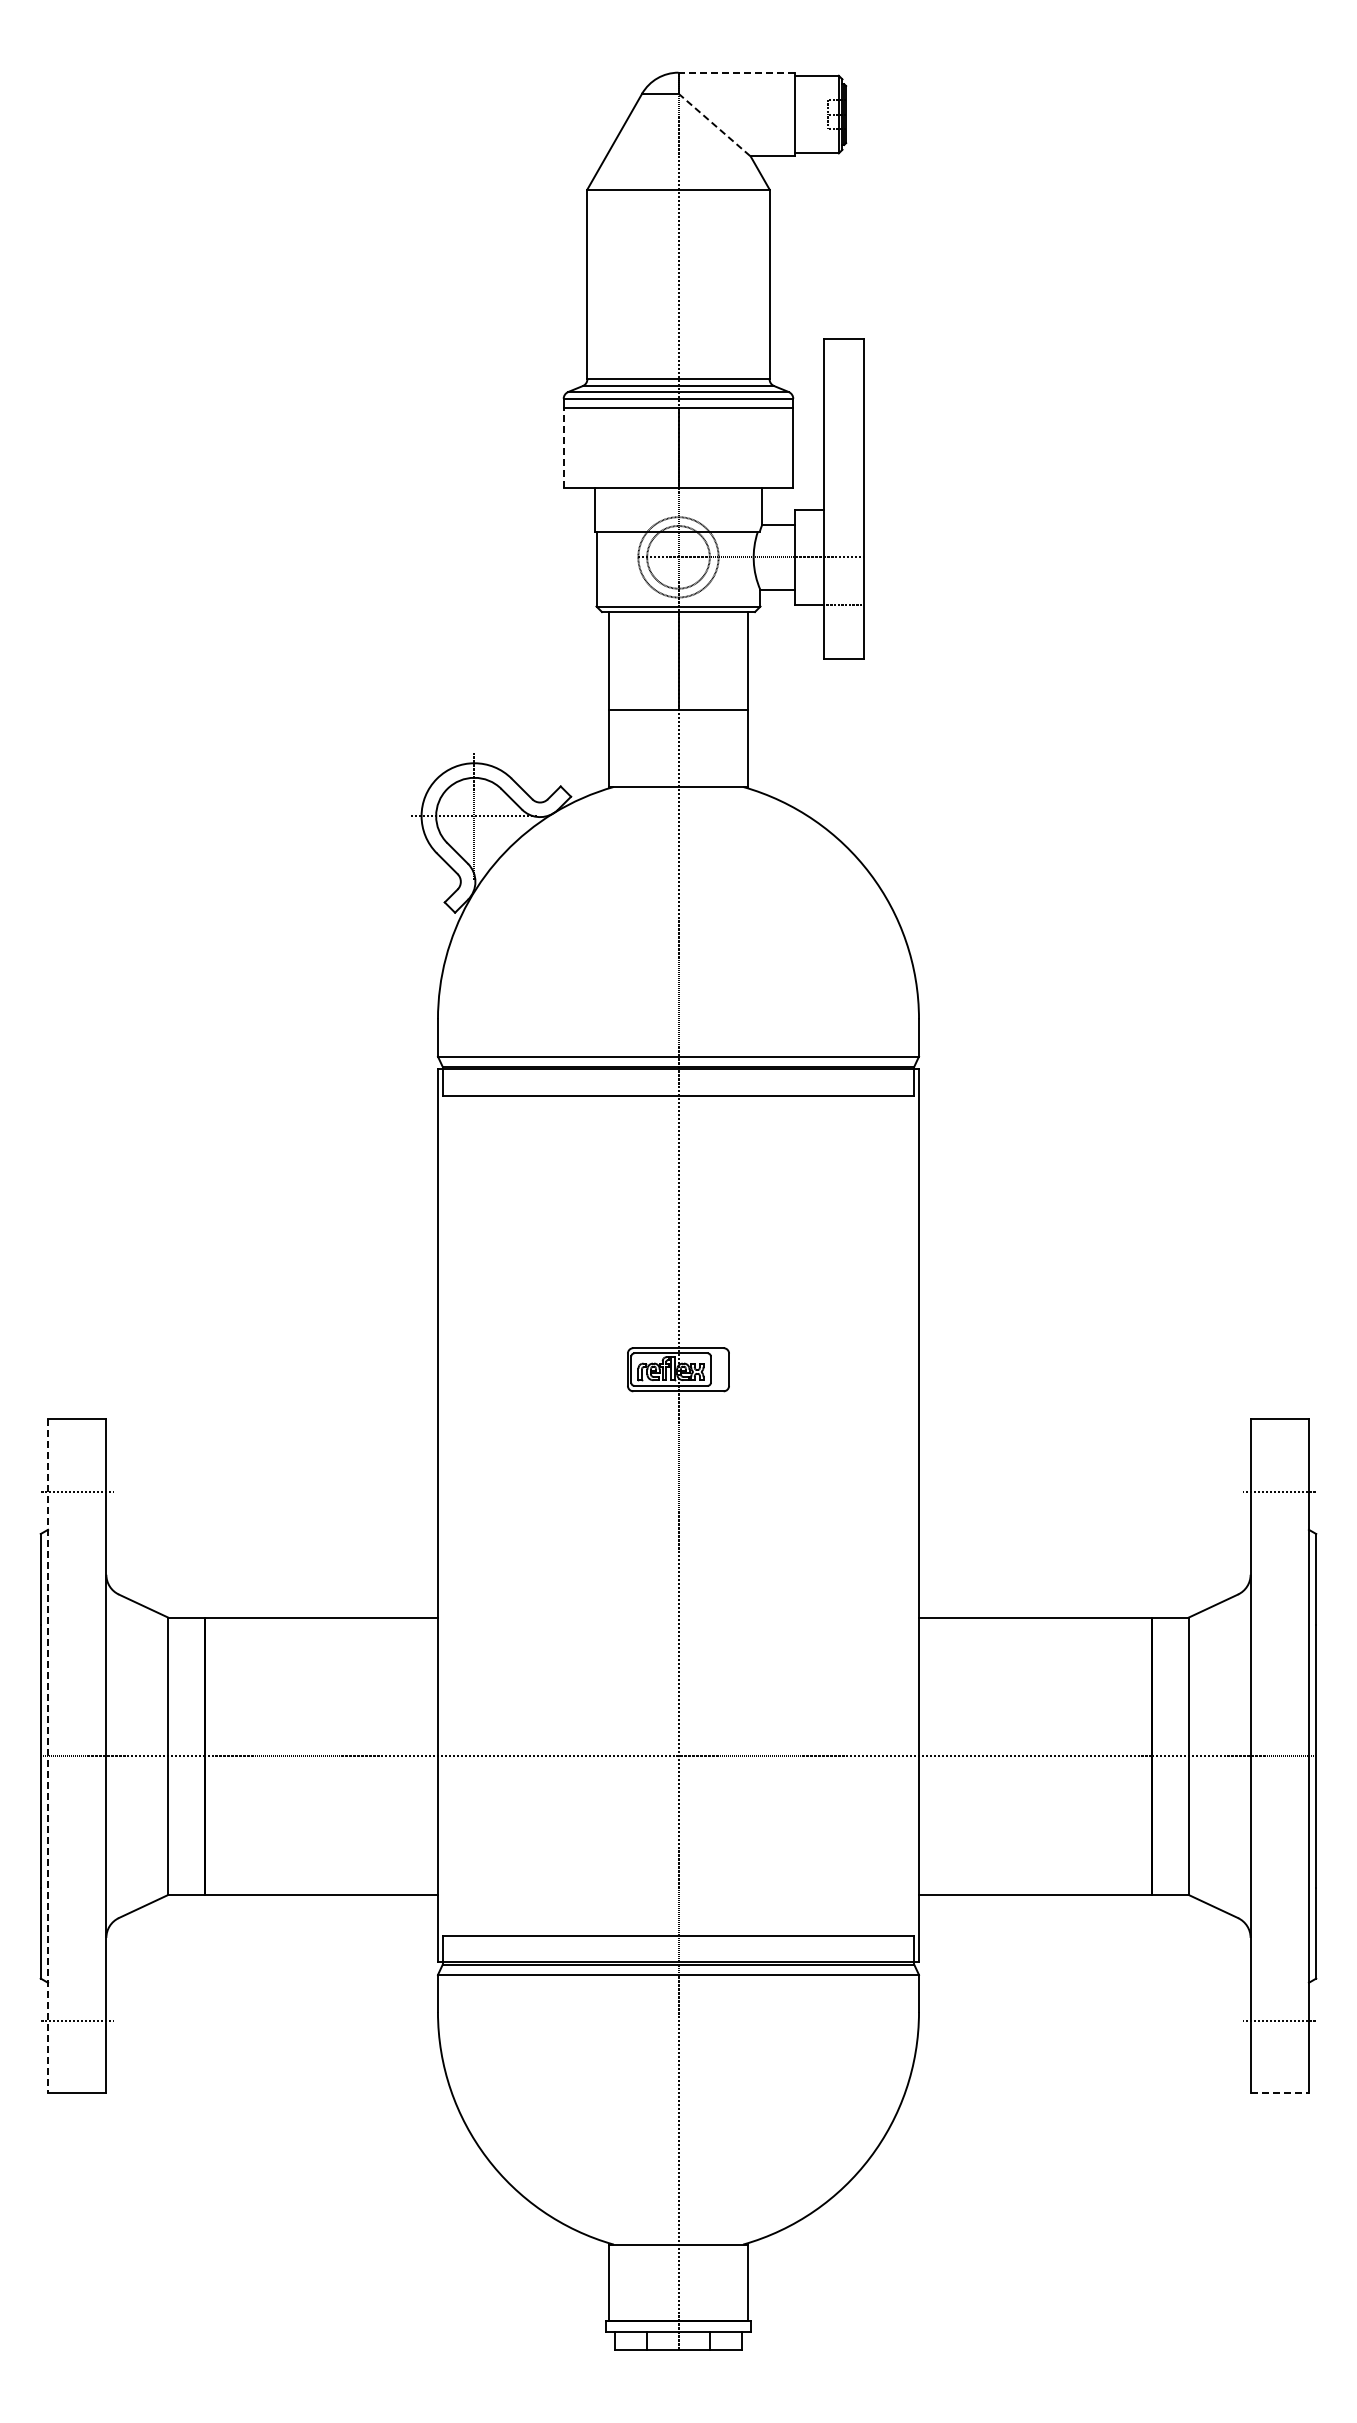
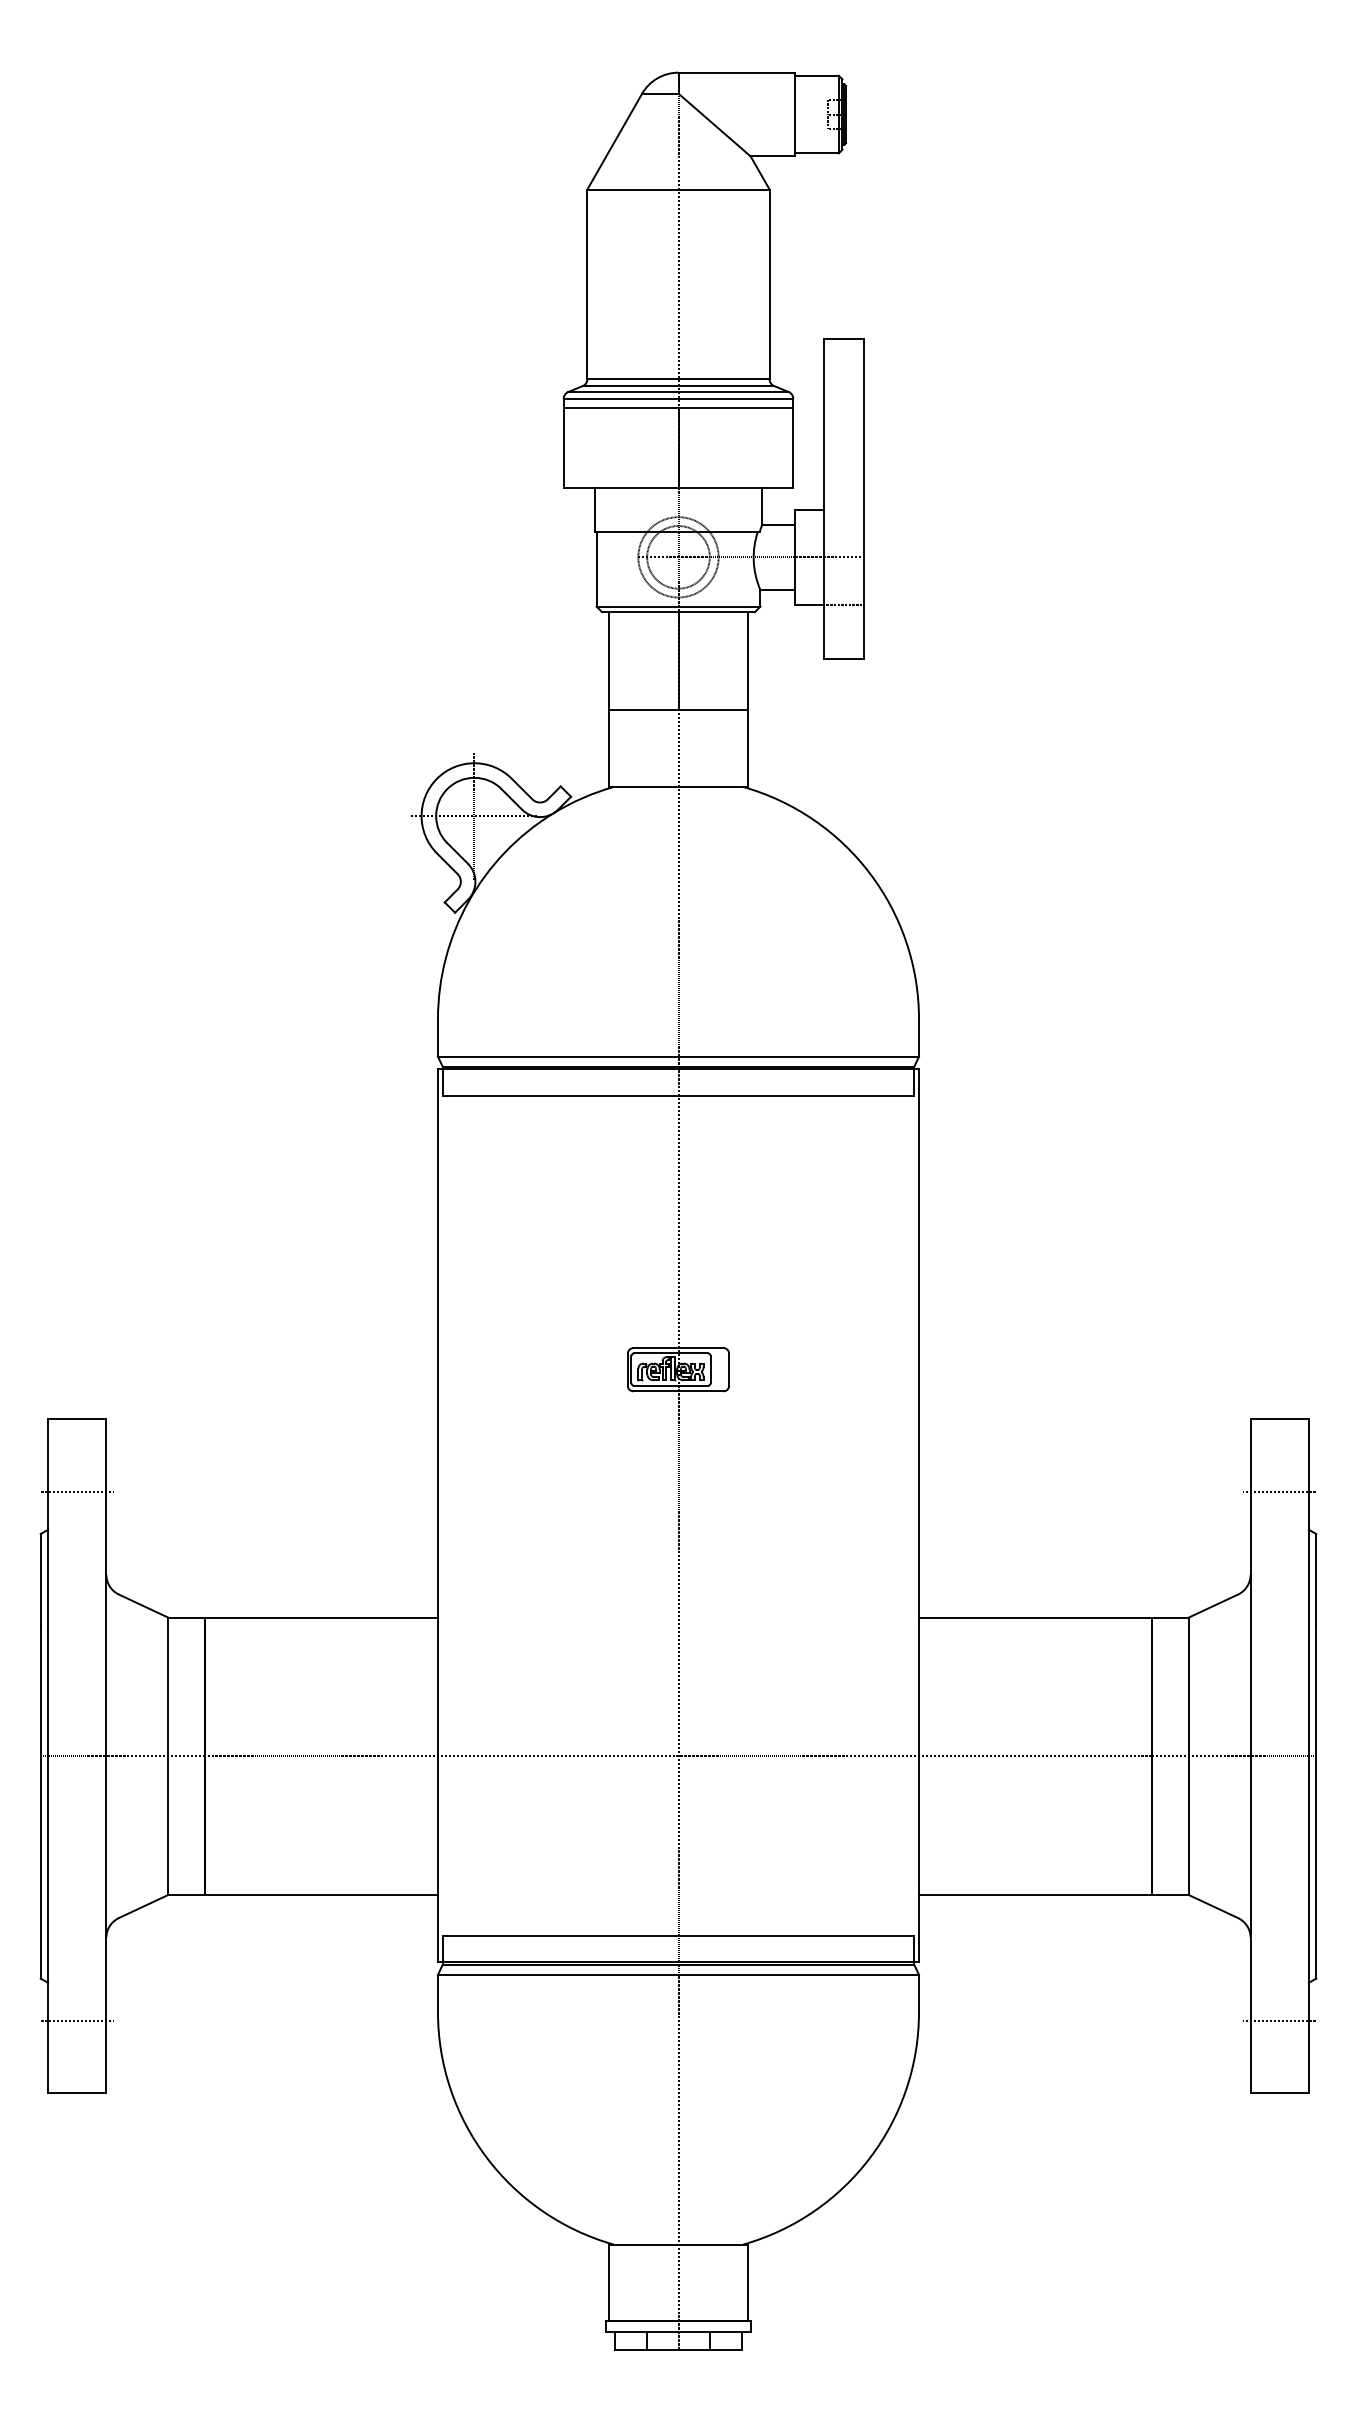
line: dashed -> solid (736, 72)
line: dashed -> solid (714, 125)
line: dashed -> solid (563, 447)
line: dashed -> solid (48, 1756)
line: dashed -> solid (1280, 2093)
